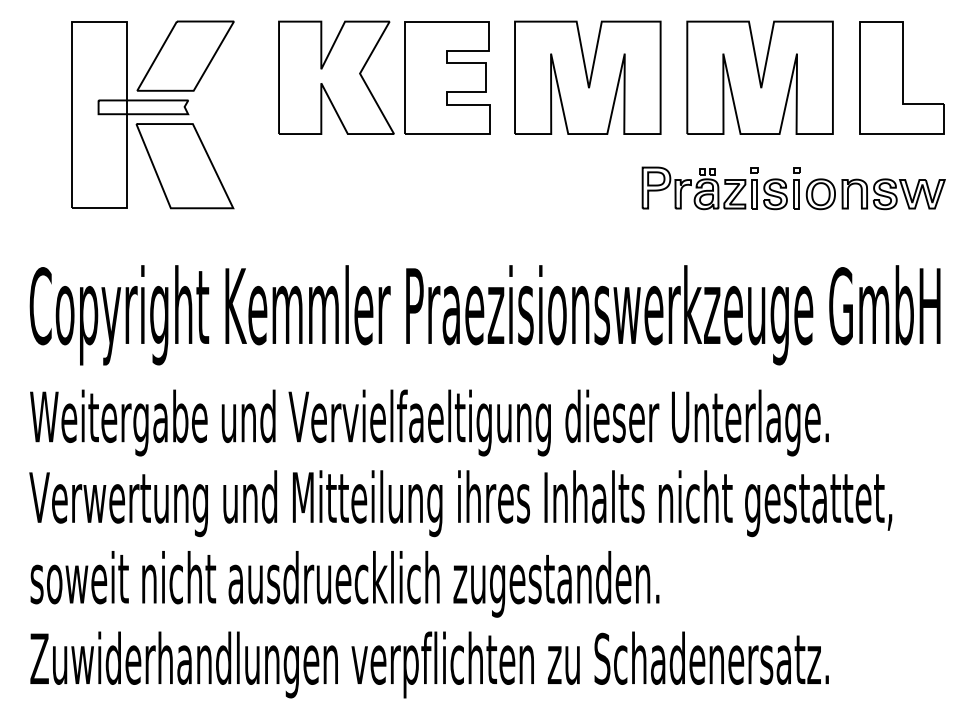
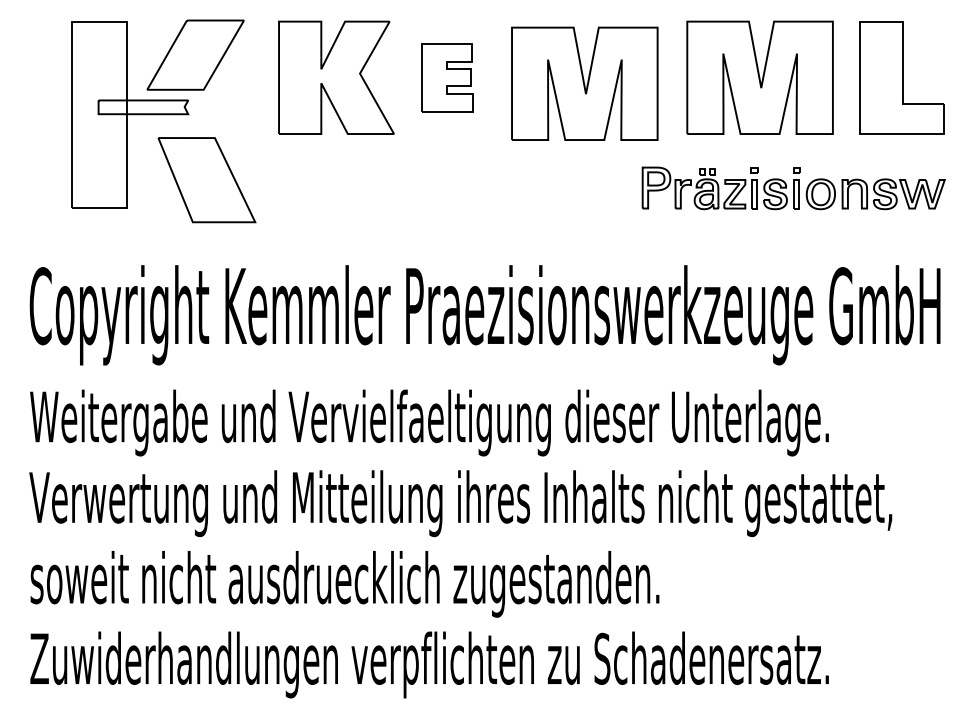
part position: (185, 55) -> (195, 54) (195, 54)
part size: 87x114 px -> 53x70 px (447, 77)
part position: (587, 77) -> (584, 83) (584, 83)
part position: (184, 166) -> (206, 180) (206, 180)
